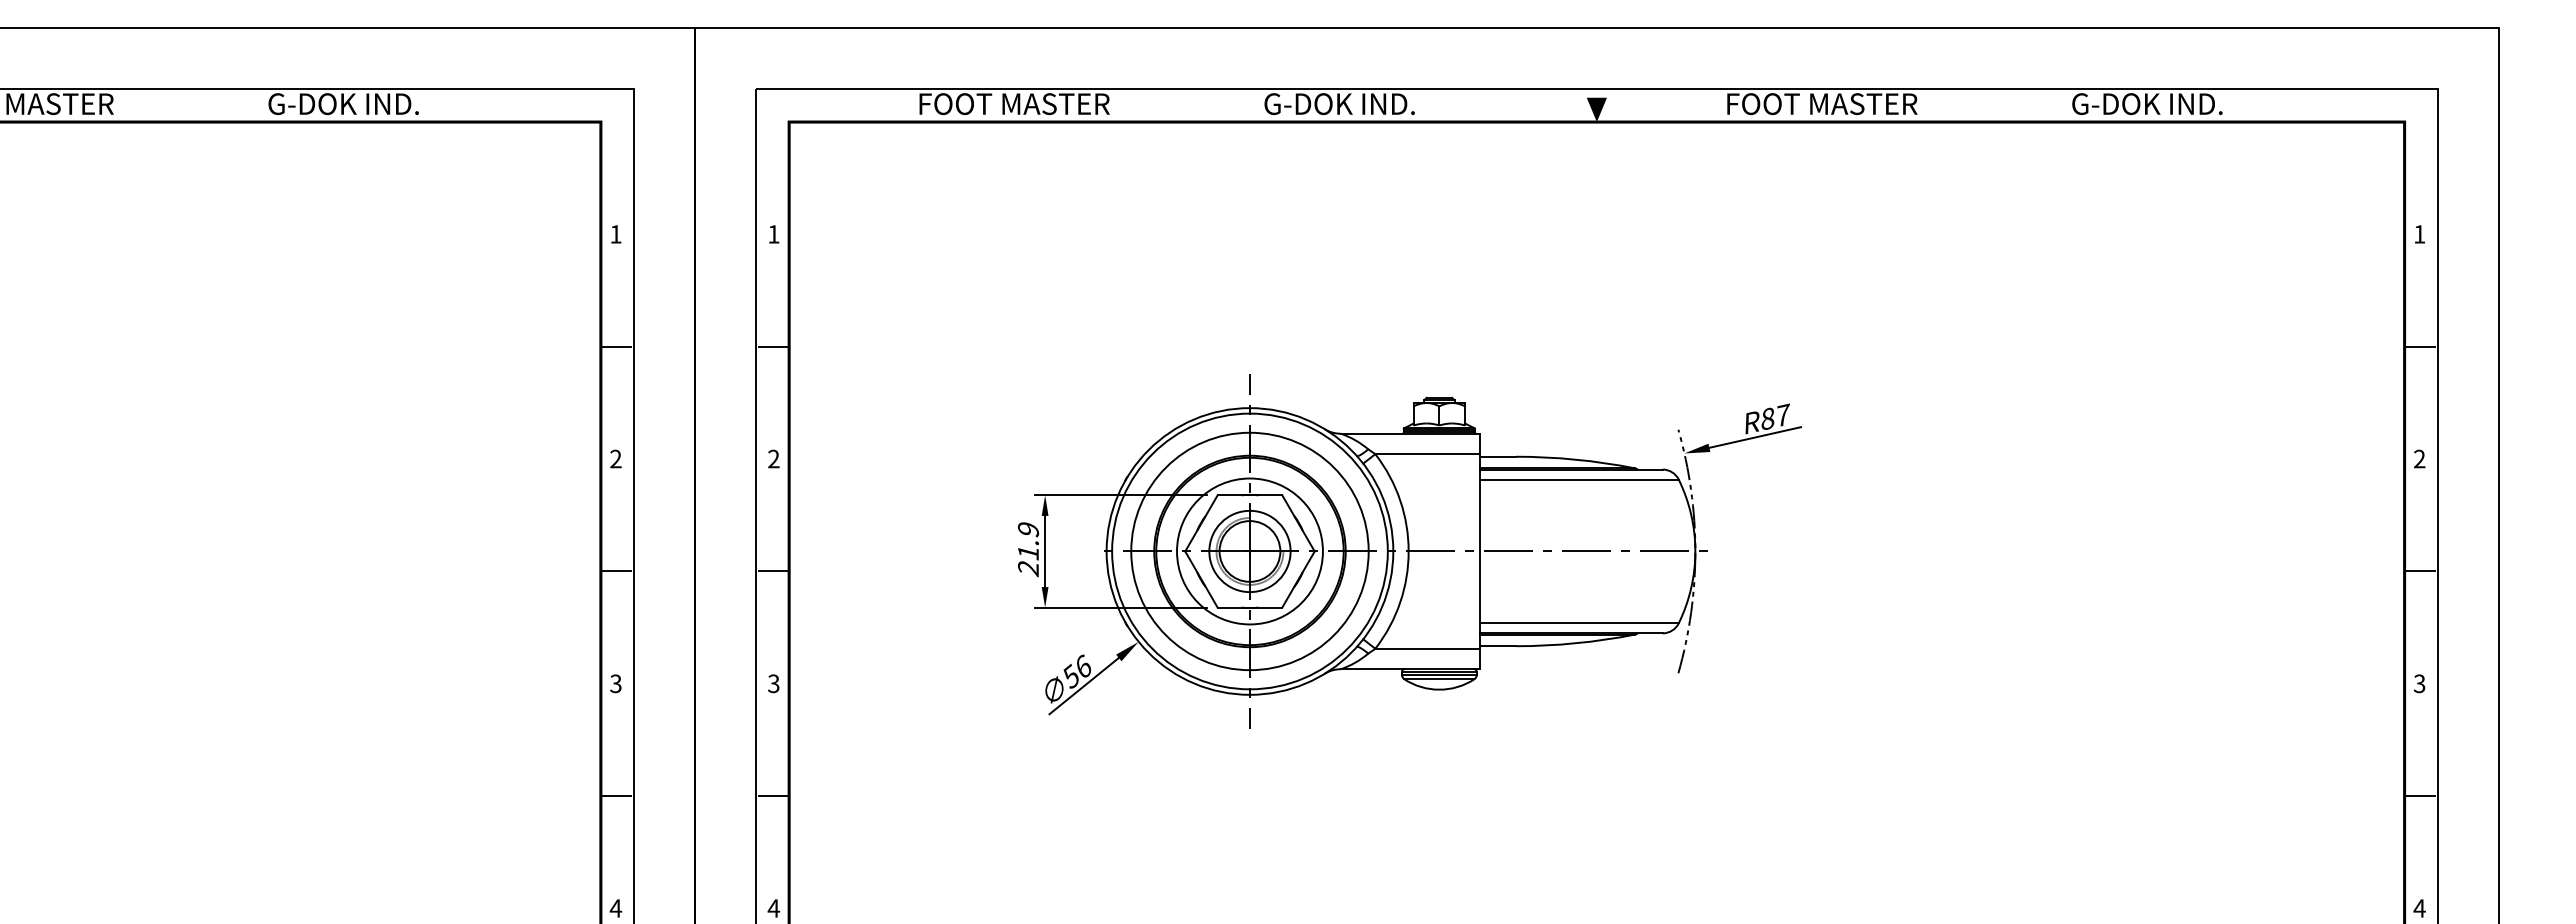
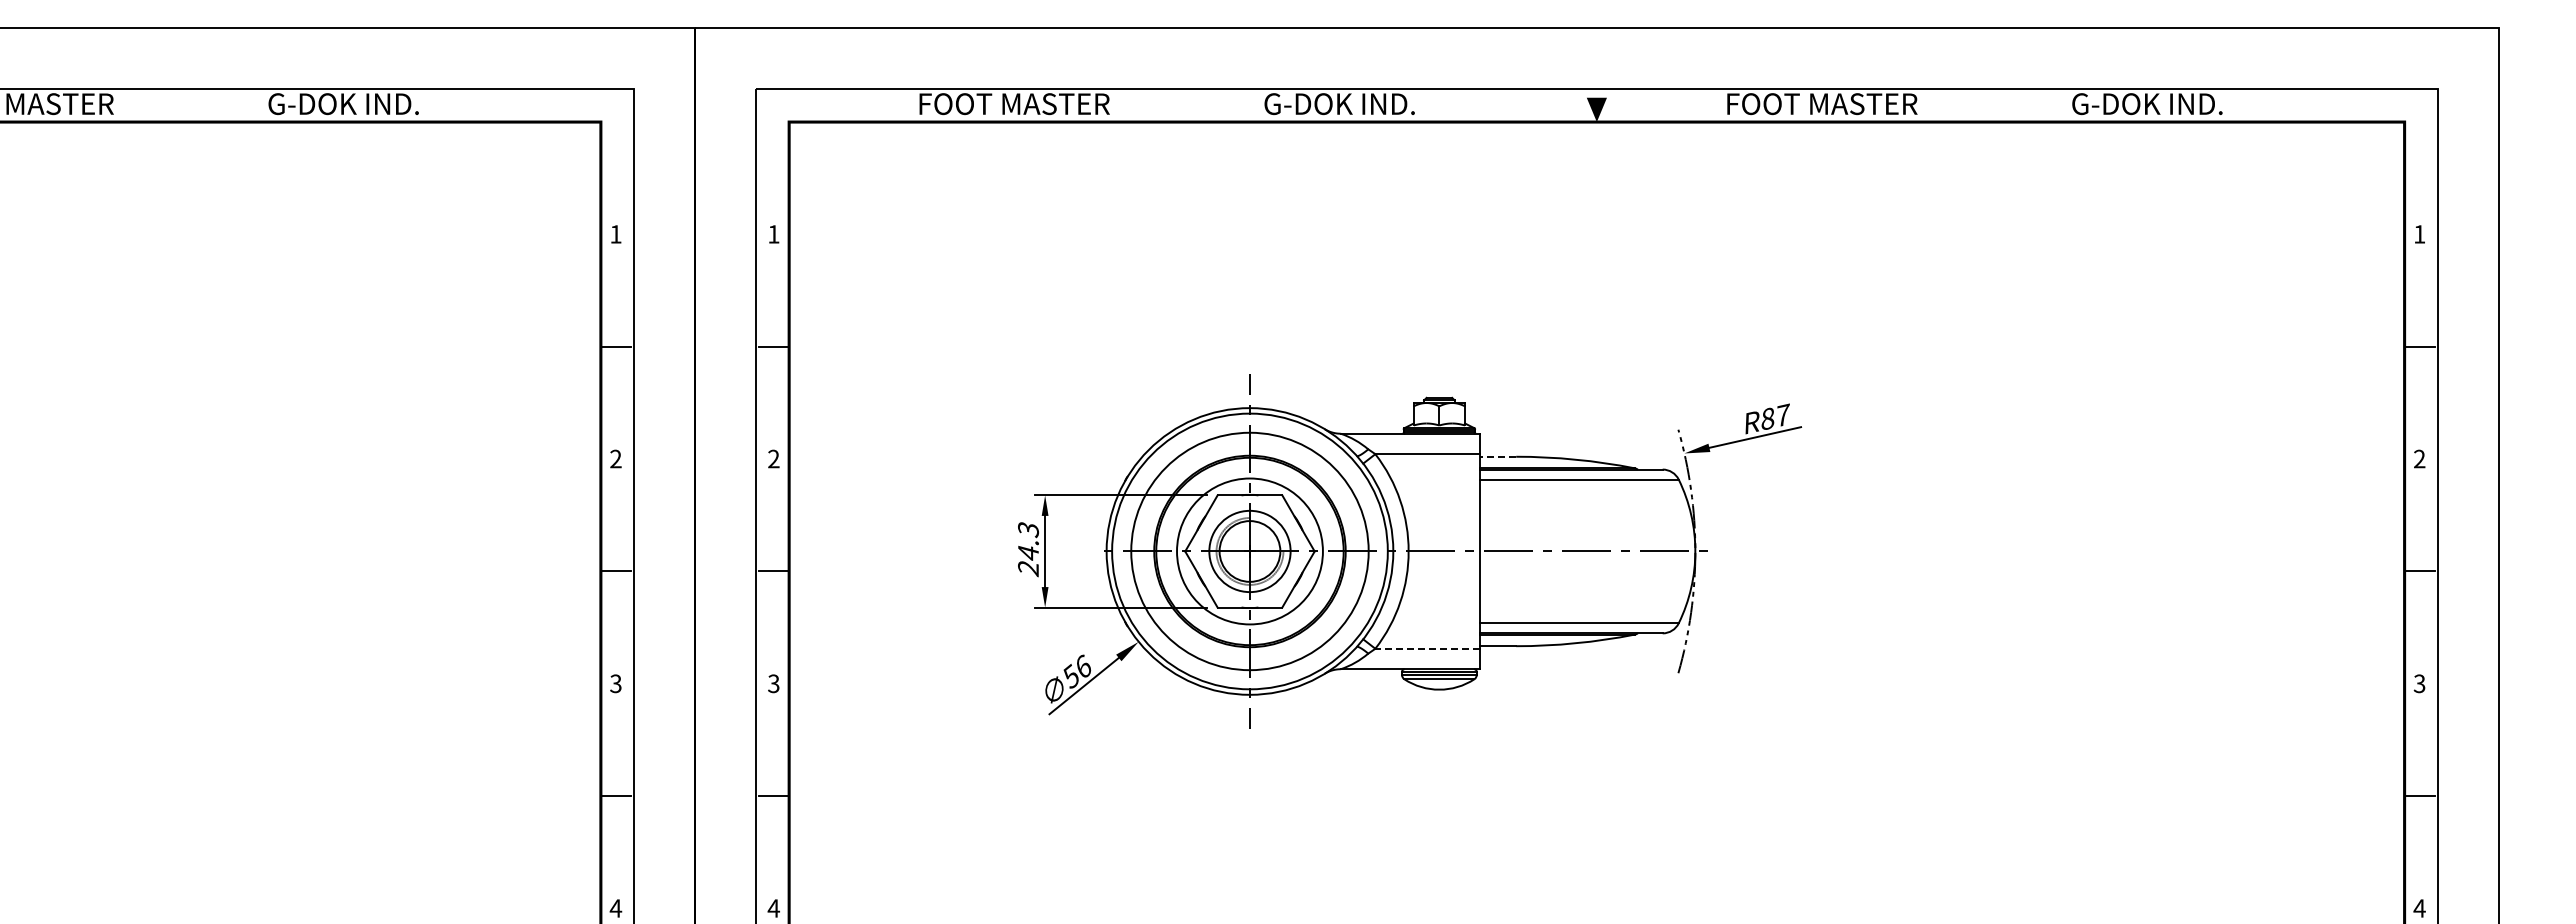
line: solid -> dashed (1498, 456)
text: 21.9 -> 24.3 (1028, 541)
line: solid -> dashed (1427, 648)
